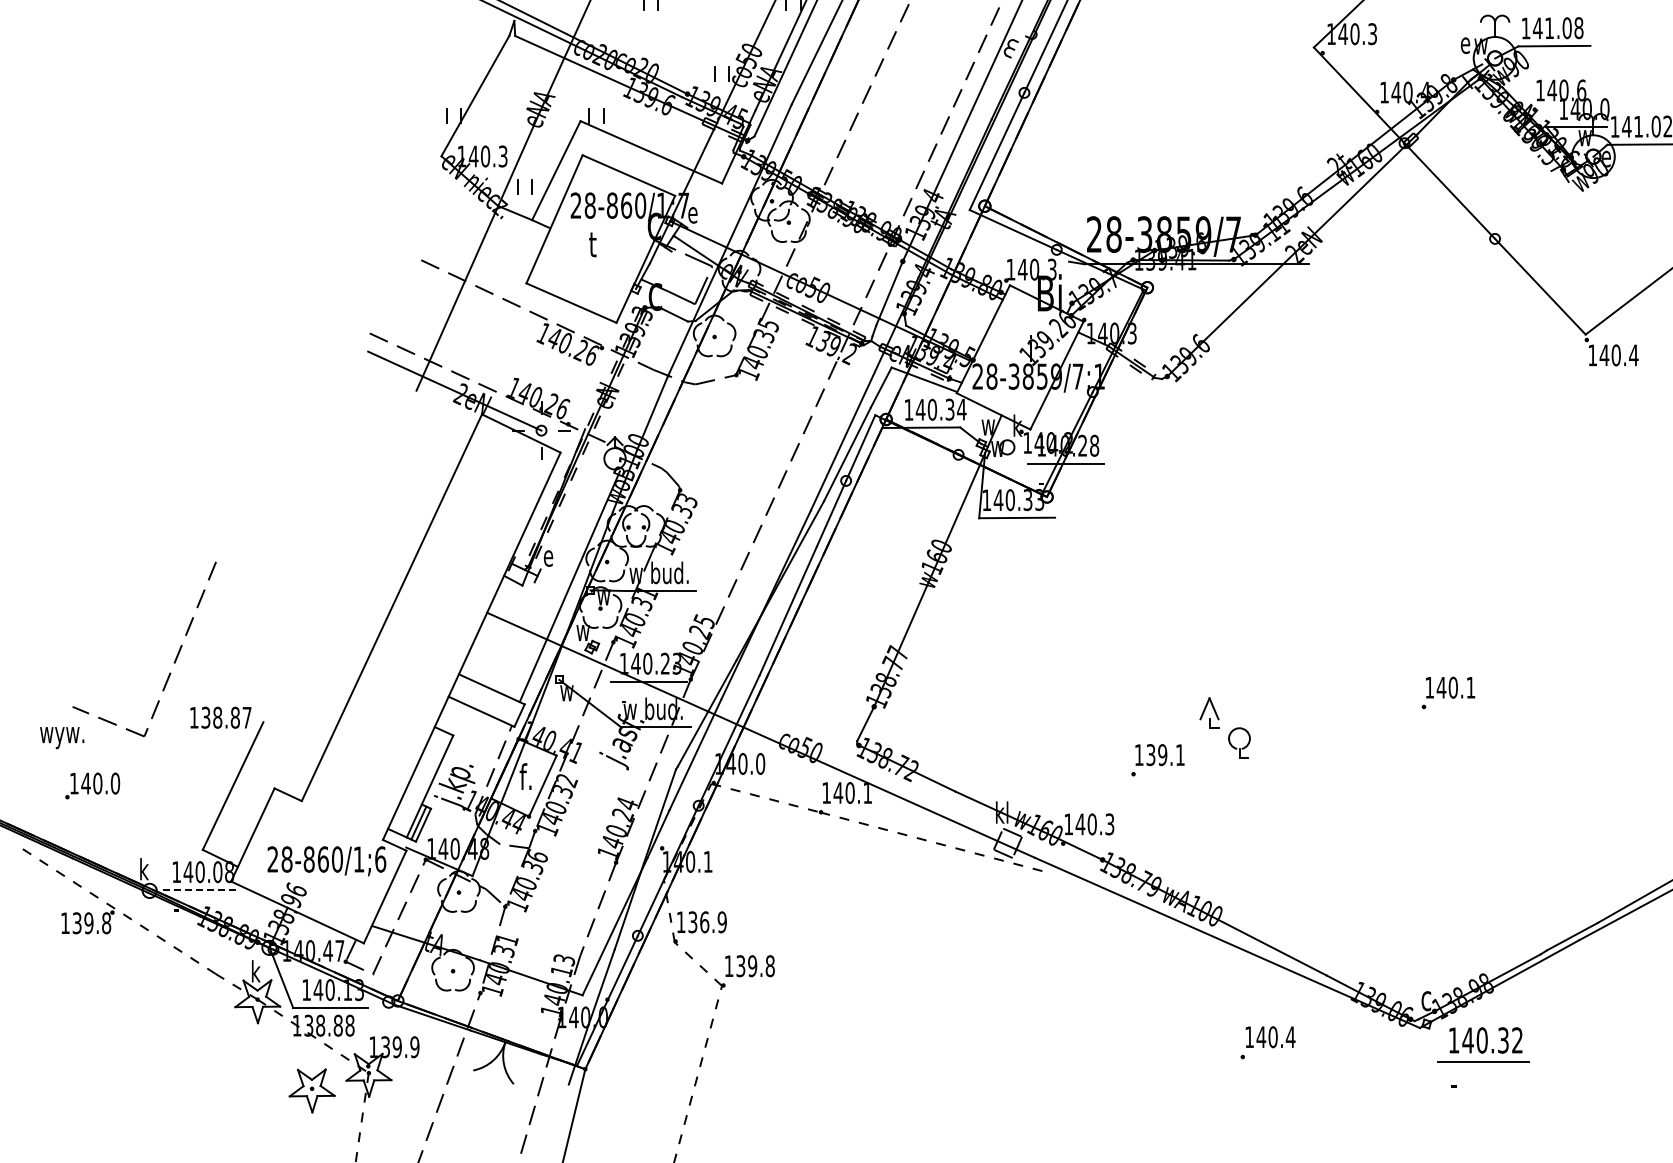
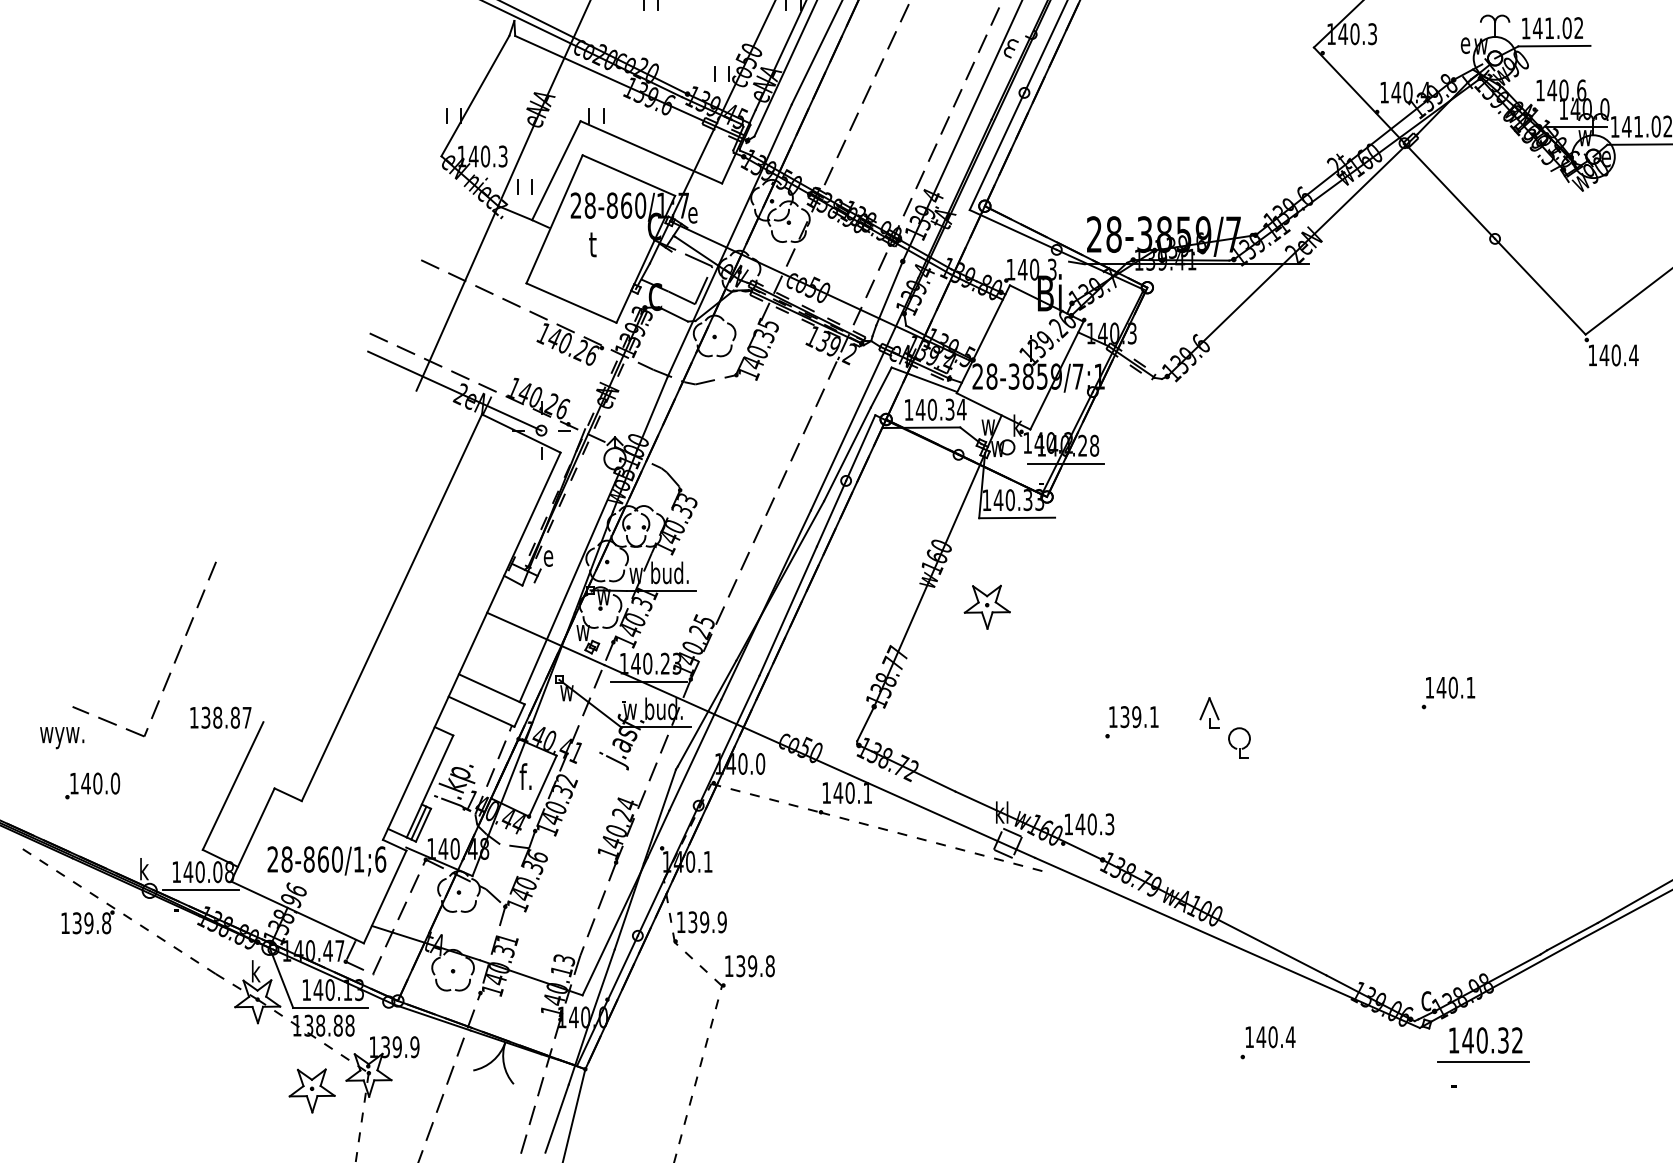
text: 141.08 -> 141.02 (1578, 28)
part: none -> present (986, 606)
part position: (1157, 760) -> (1131, 722) (1131, 722)
line: dashed -> solid (201, 889)
text: 136.9 -> 139.9 (704, 922)
line: none -> present (556, 1118)
